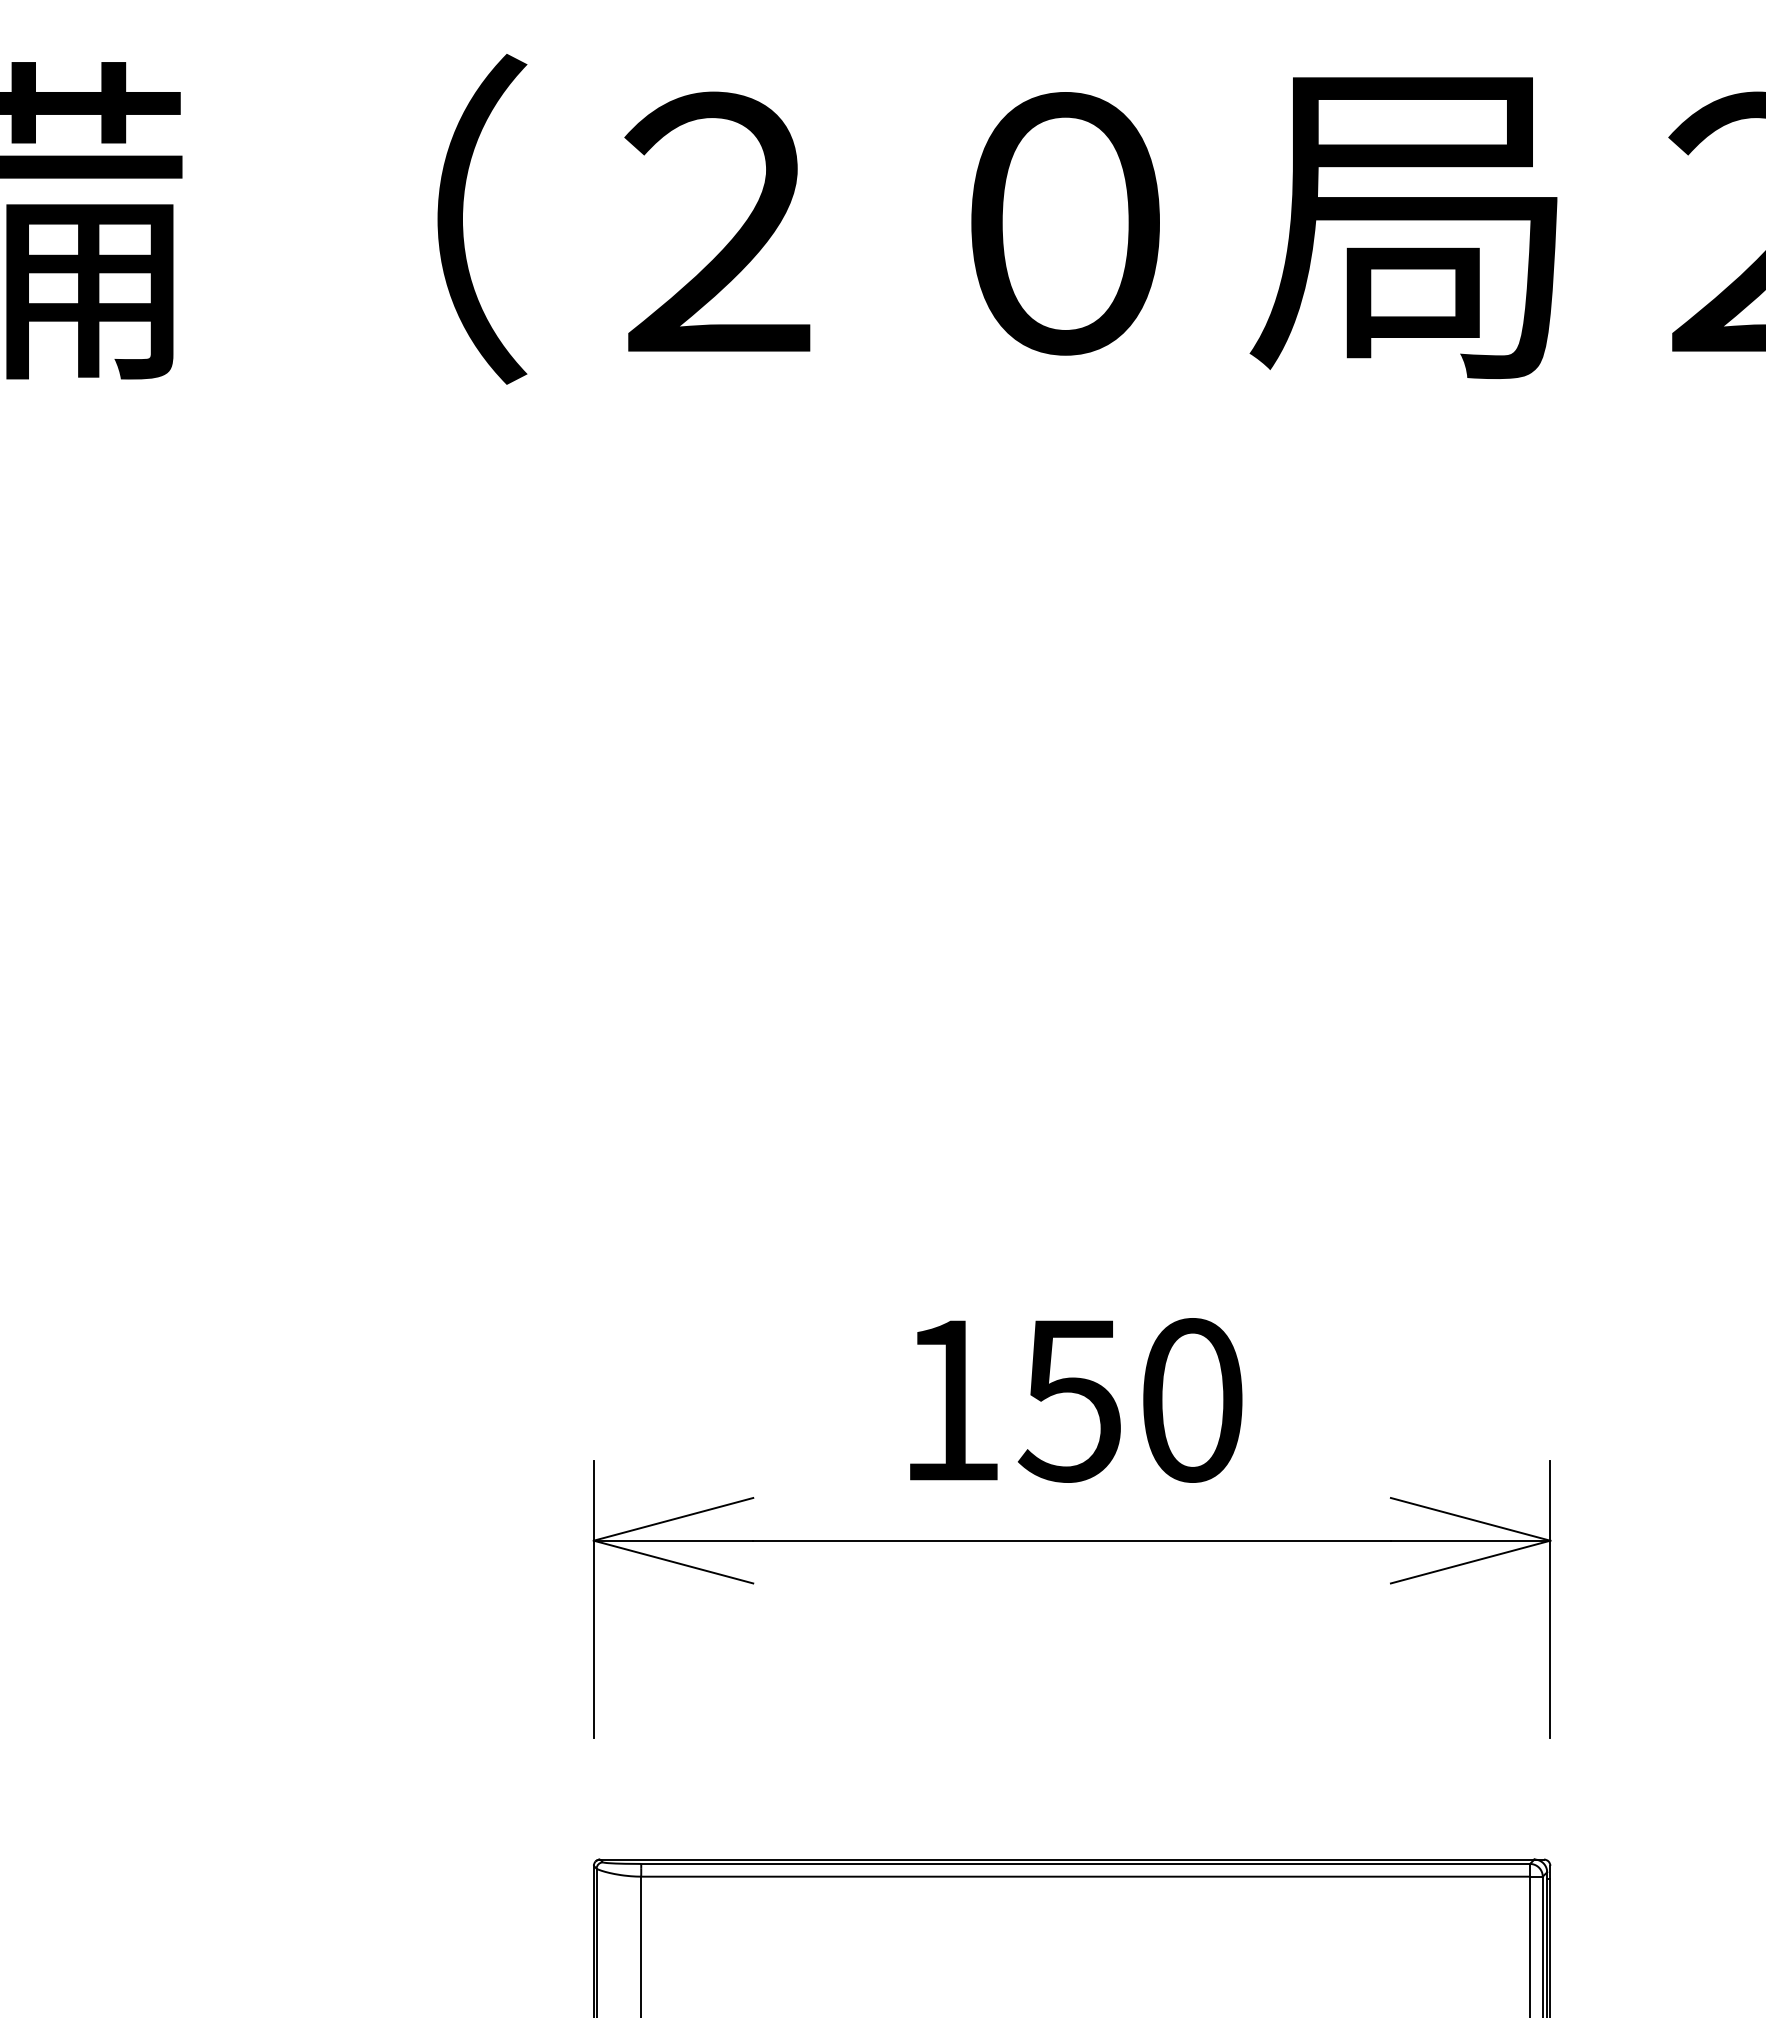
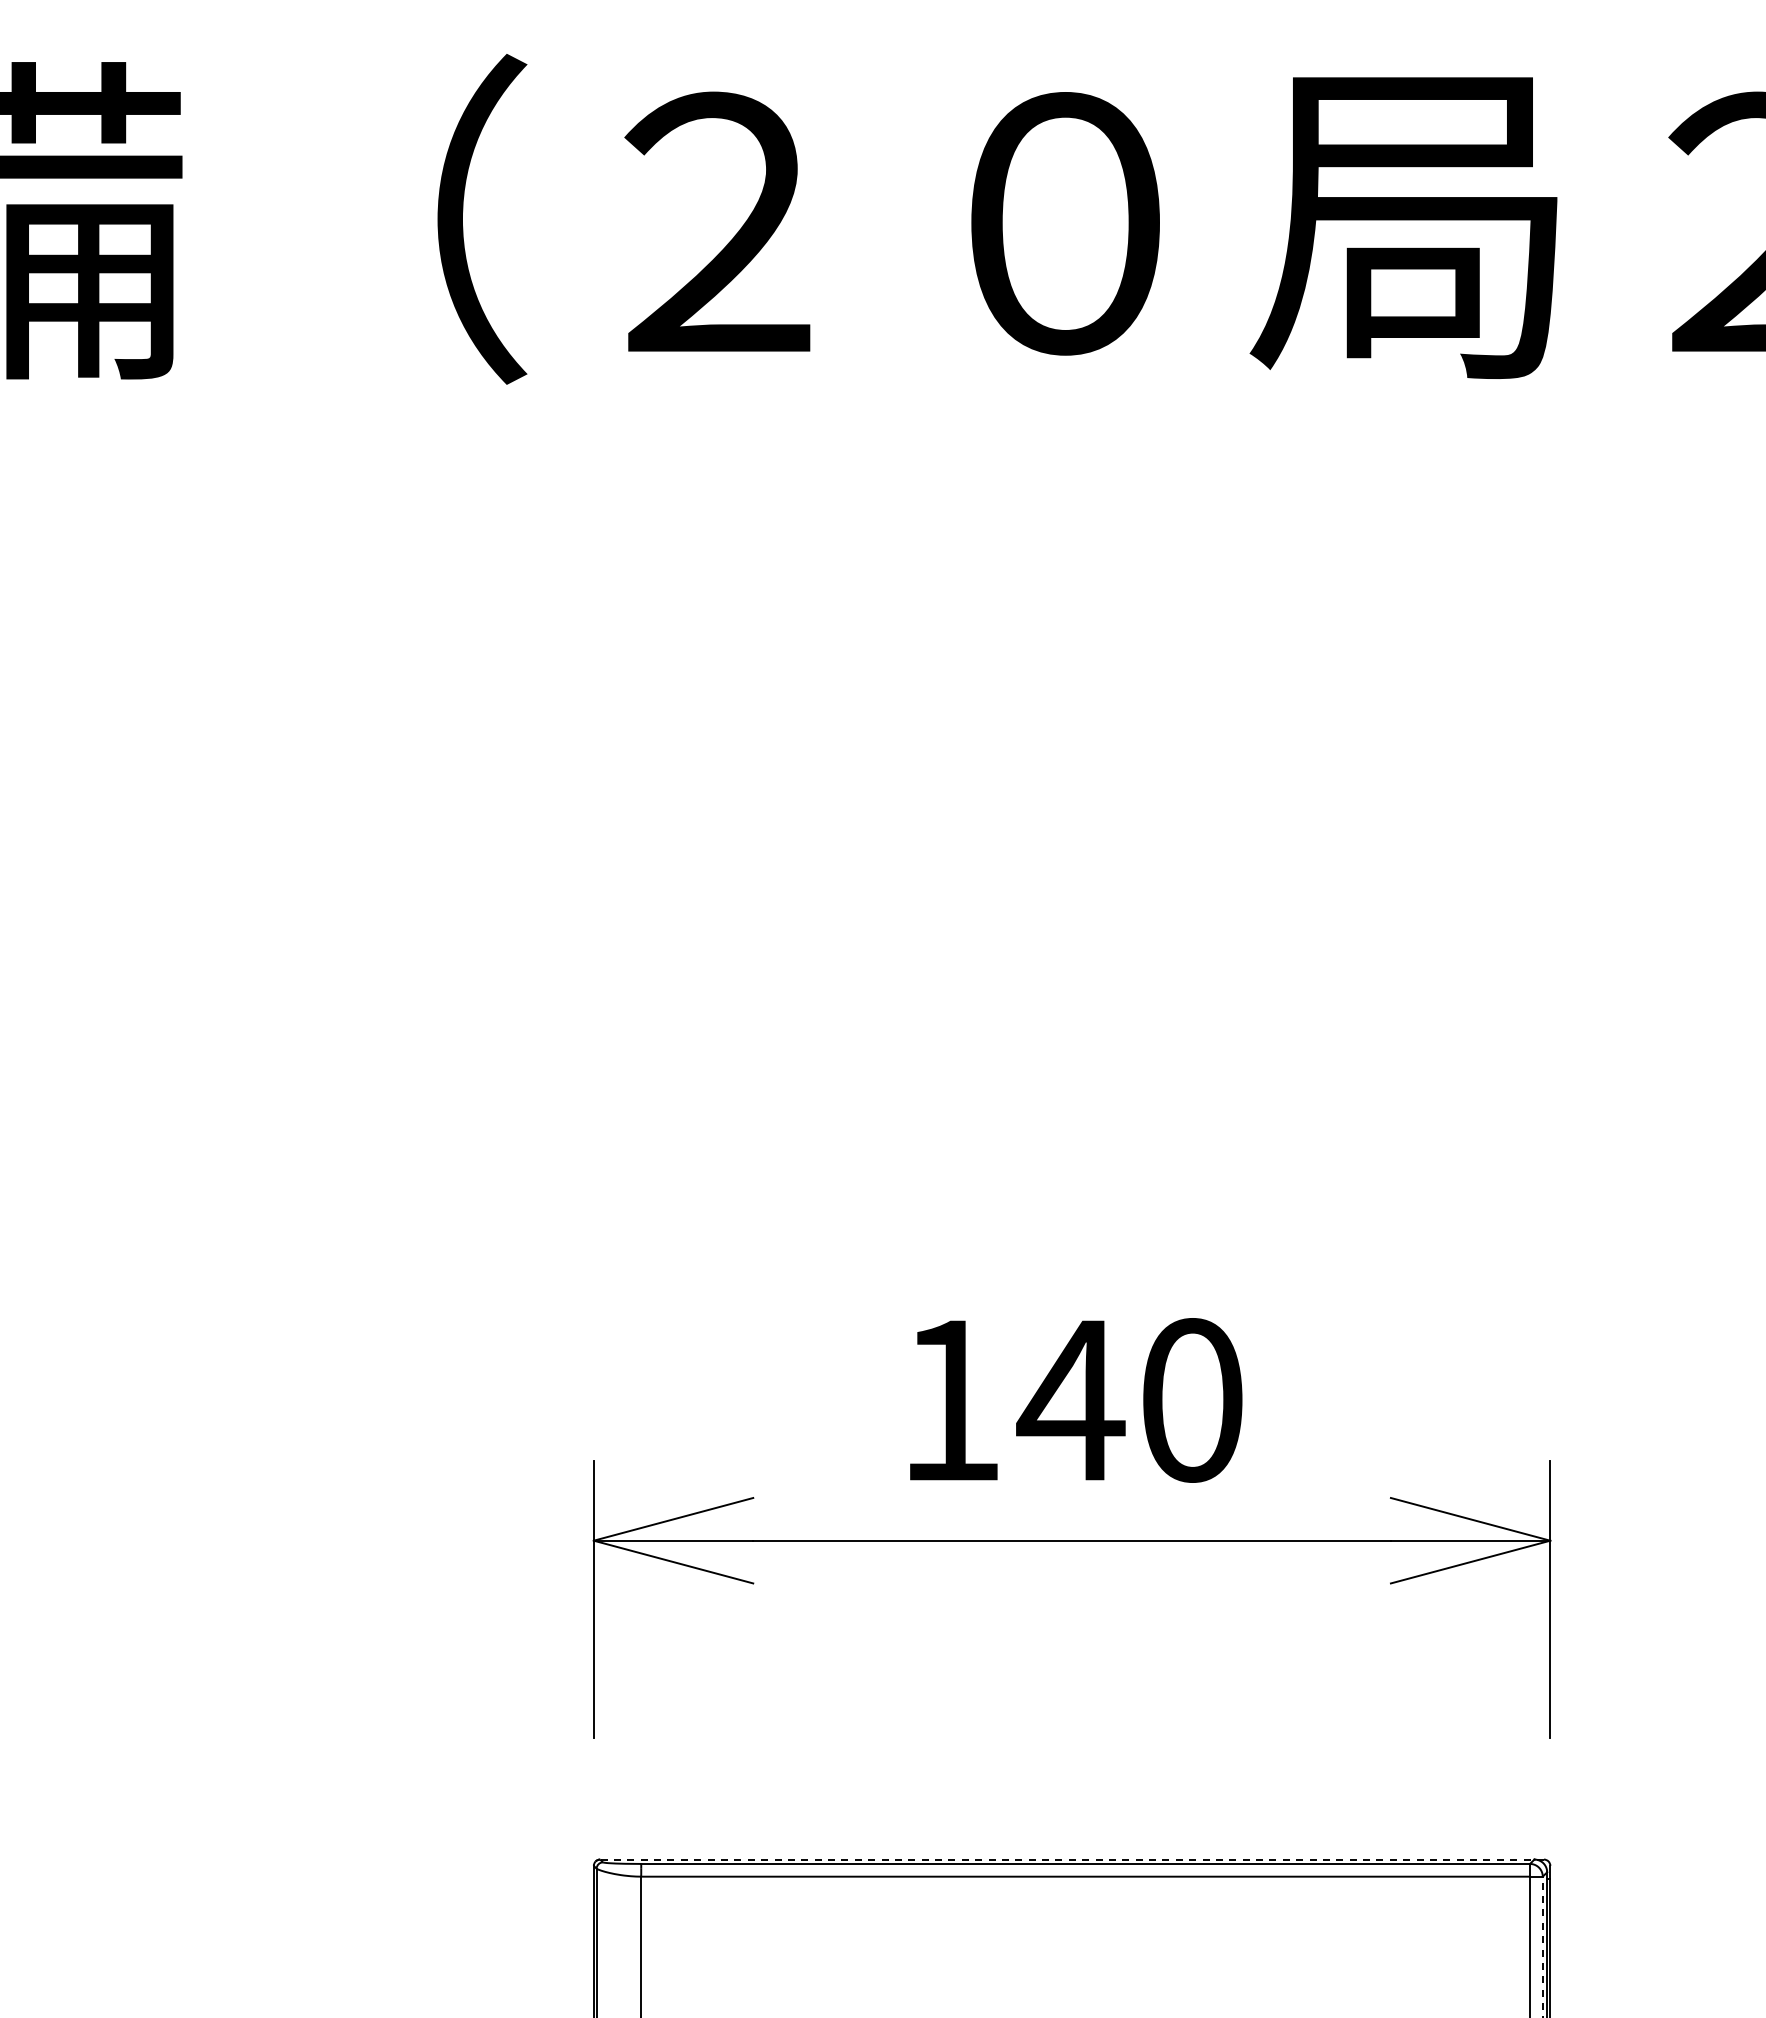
text: 150 -> 140 (1070, 1401)
line: solid -> dashed (1072, 1859)
line: solid -> dashed (1542, 1946)
